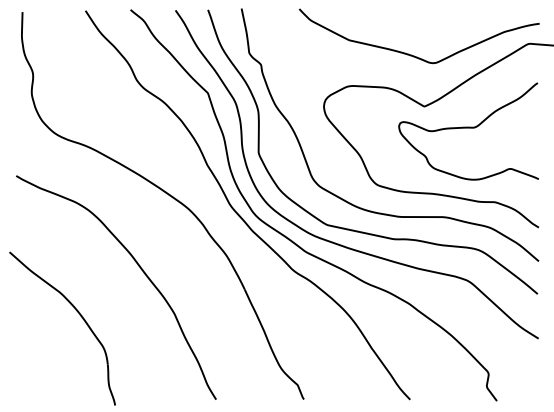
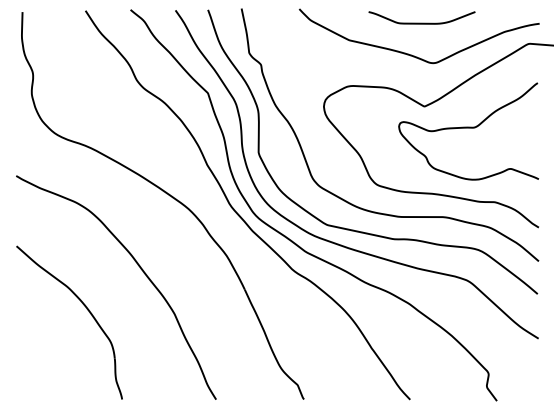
curve: none -> present (421, 22)
part position: (79, 315) -> (86, 309) (86, 309)
